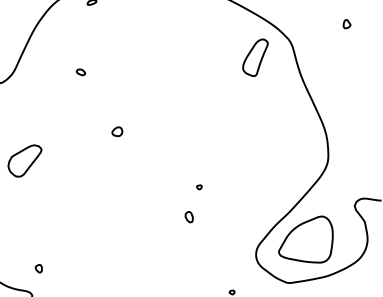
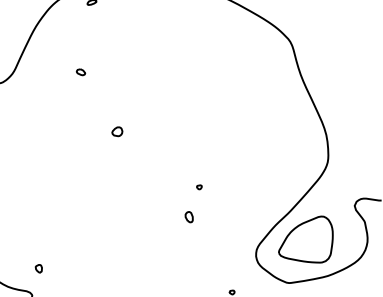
part: present -> none (346, 24)
part: present -> none (255, 57)
part: present -> none (24, 160)
